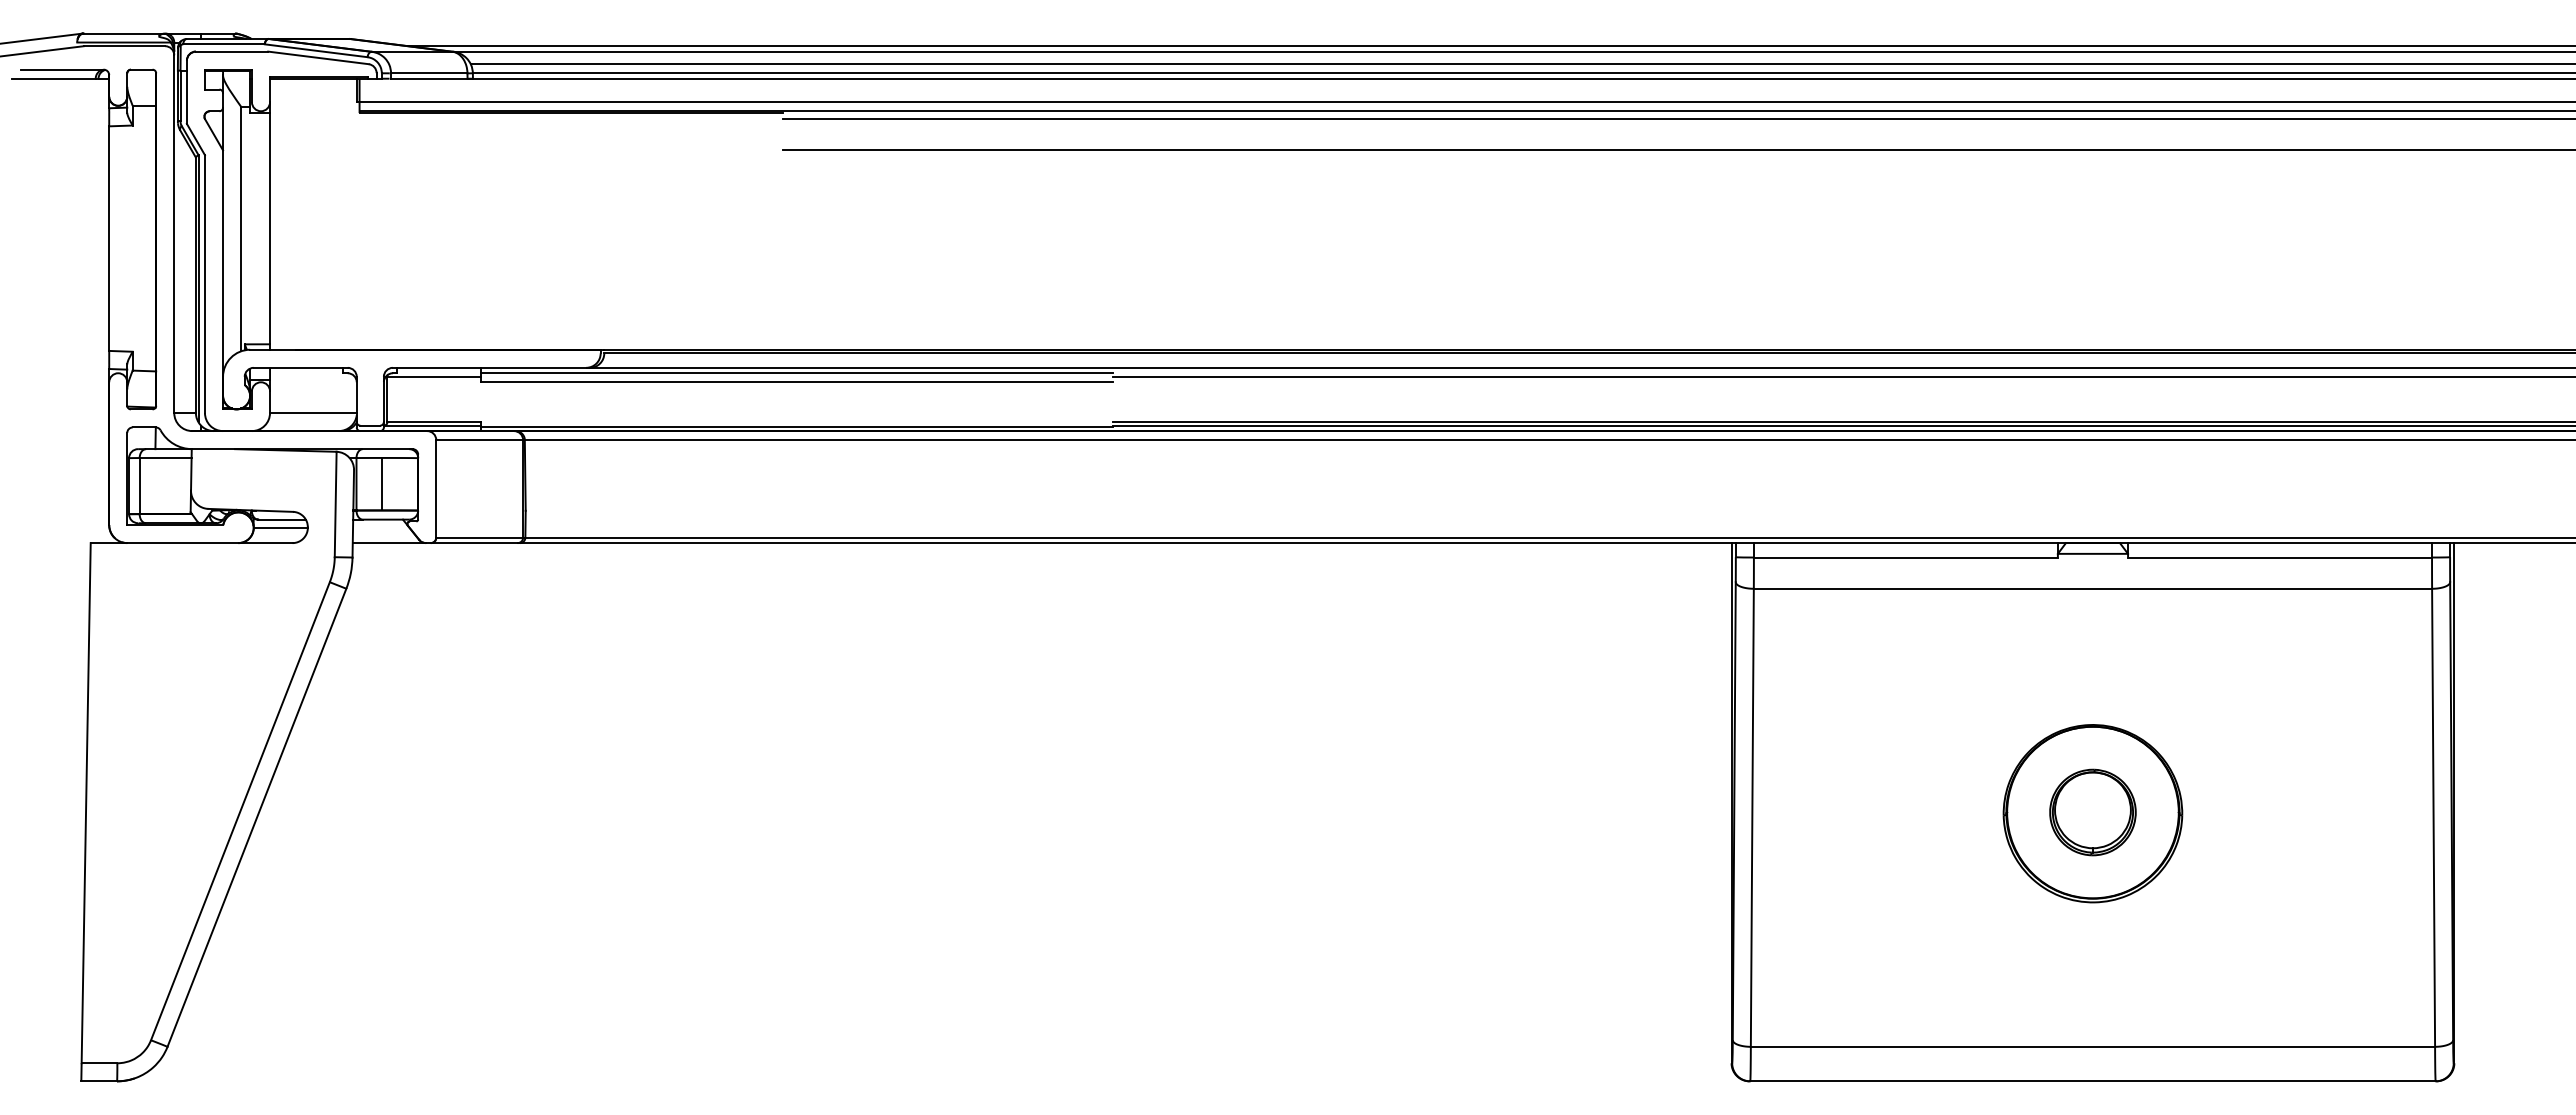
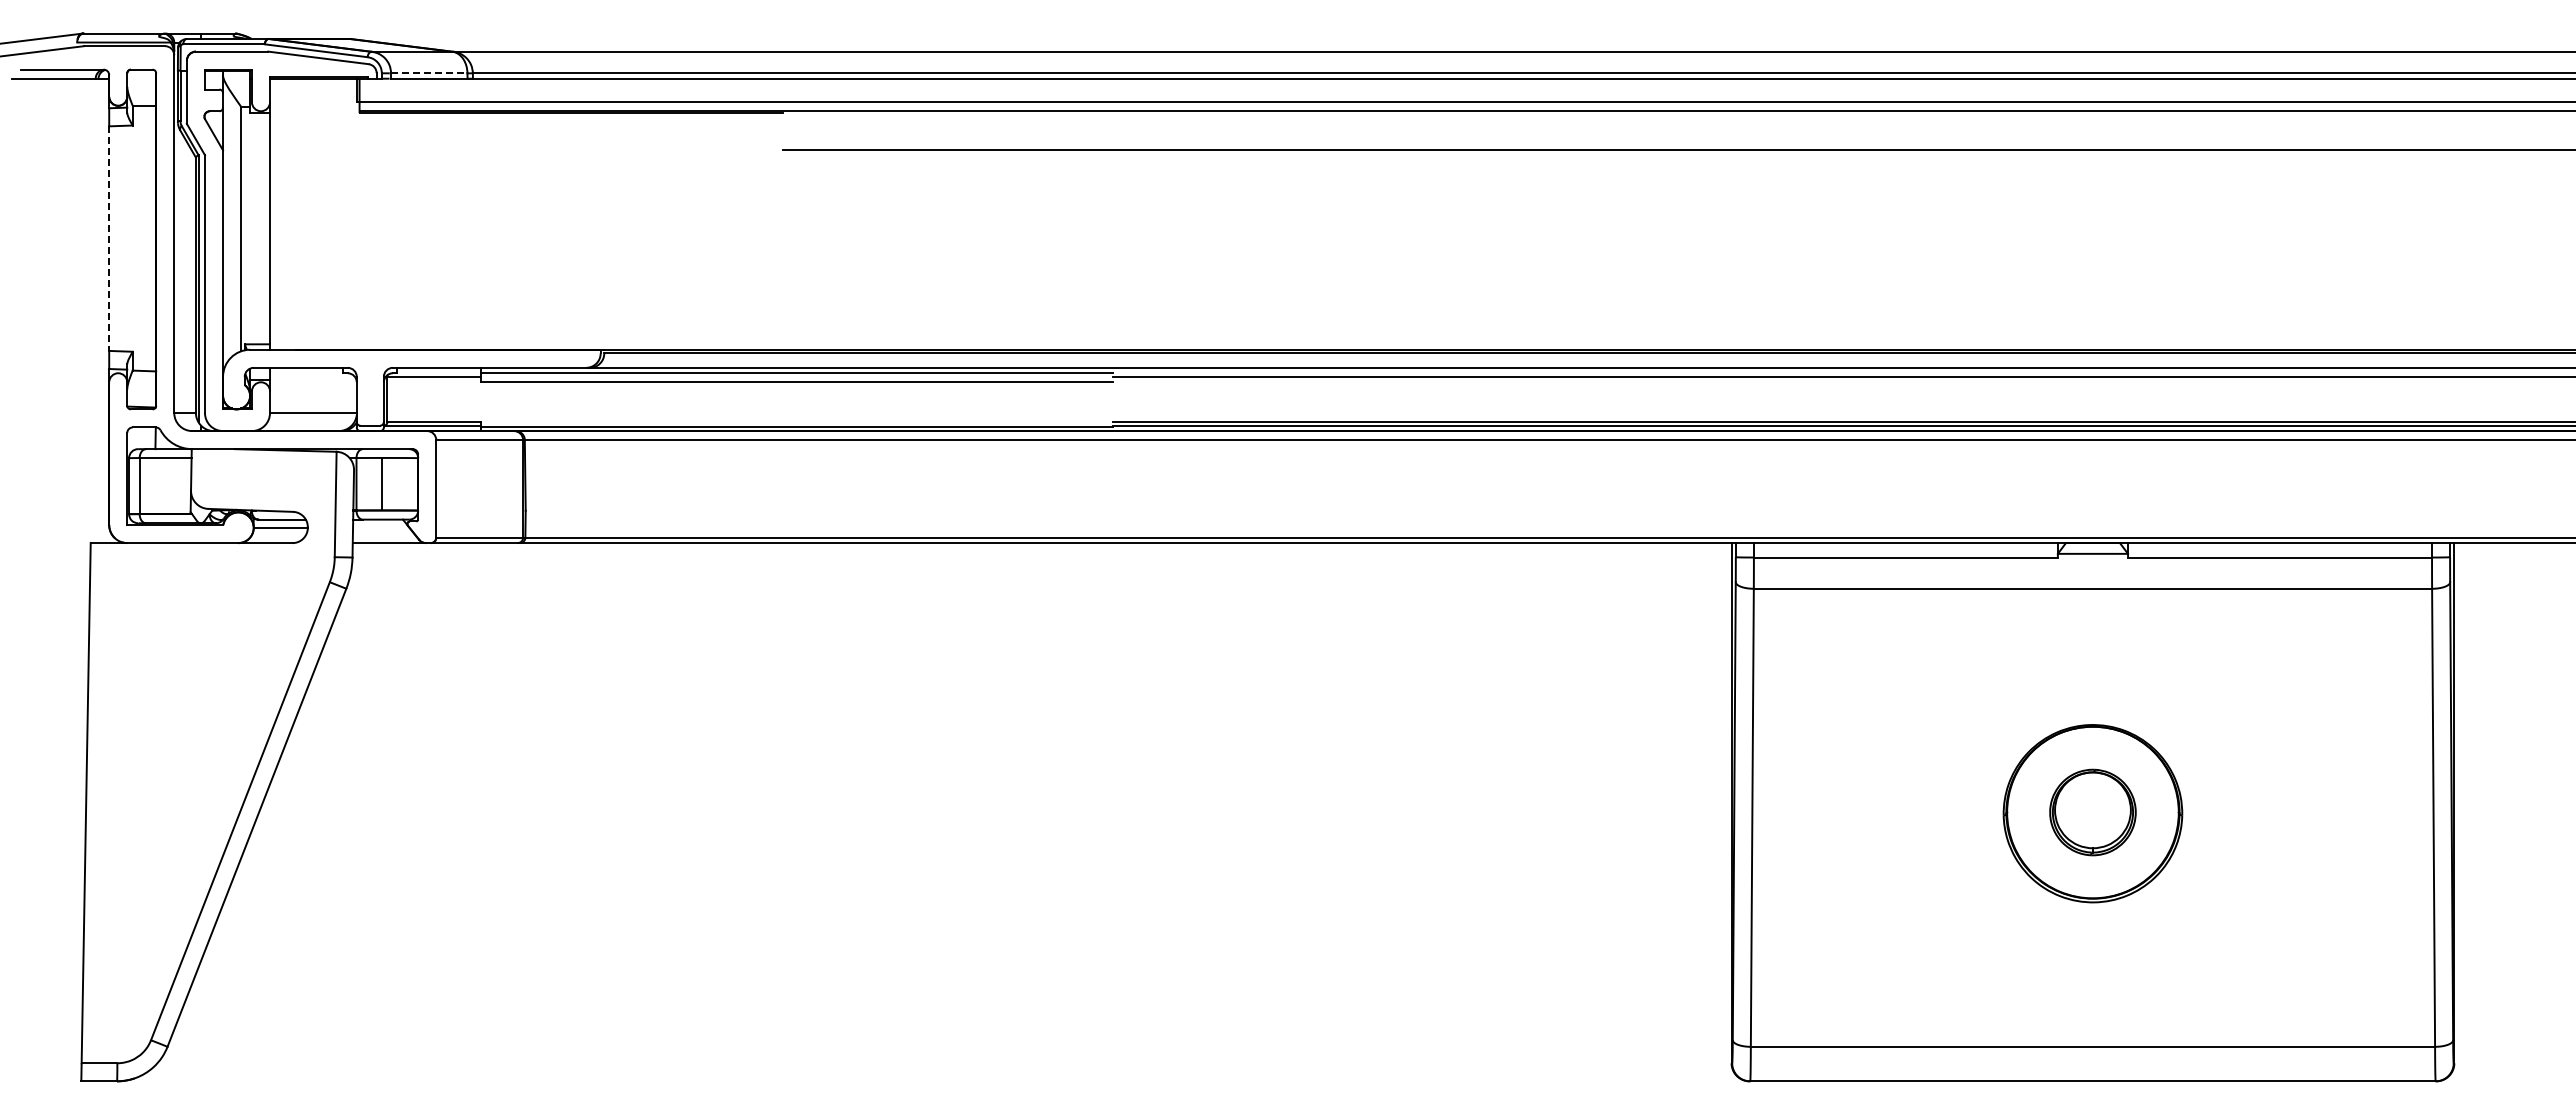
line: present -> none (1490, 46)
line: present -> none (1521, 64)
line: solid -> dashed (429, 73)
line: present -> none (1677, 119)
line: solid -> dashed (109, 239)
